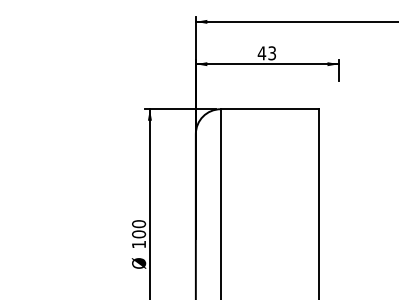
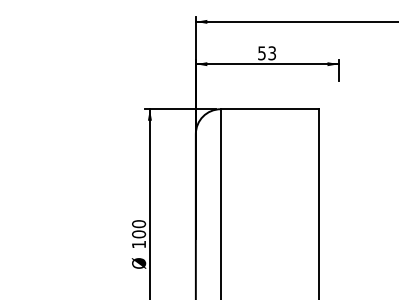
text: 43 -> 53 (261, 53)
